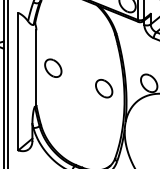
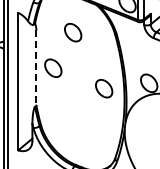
part: none -> present (73, 32)
line: solid -> dashed (36, 67)
